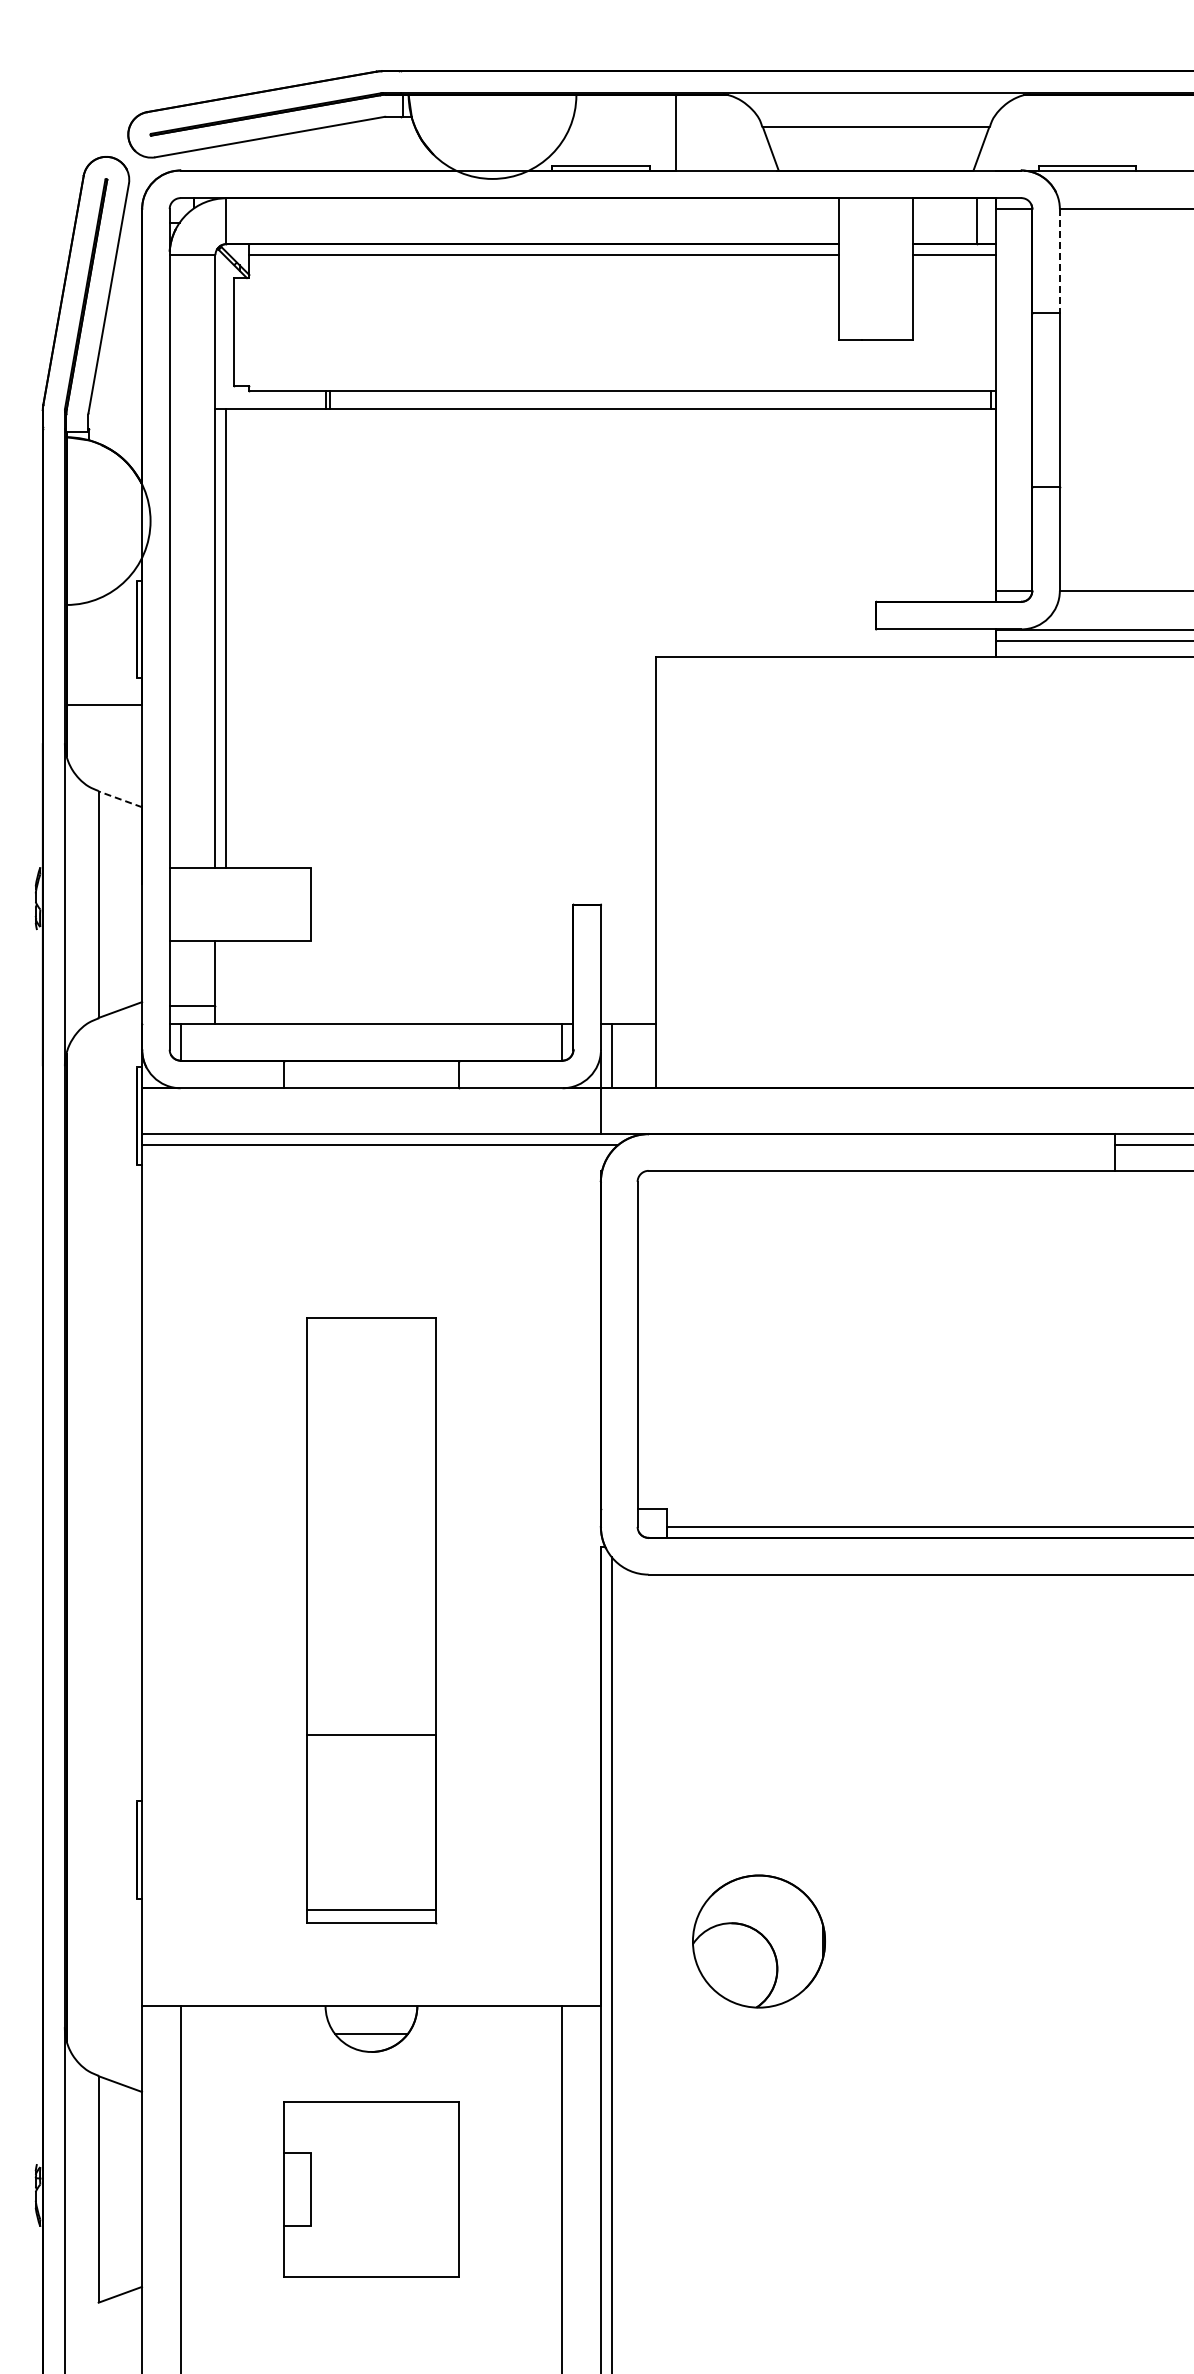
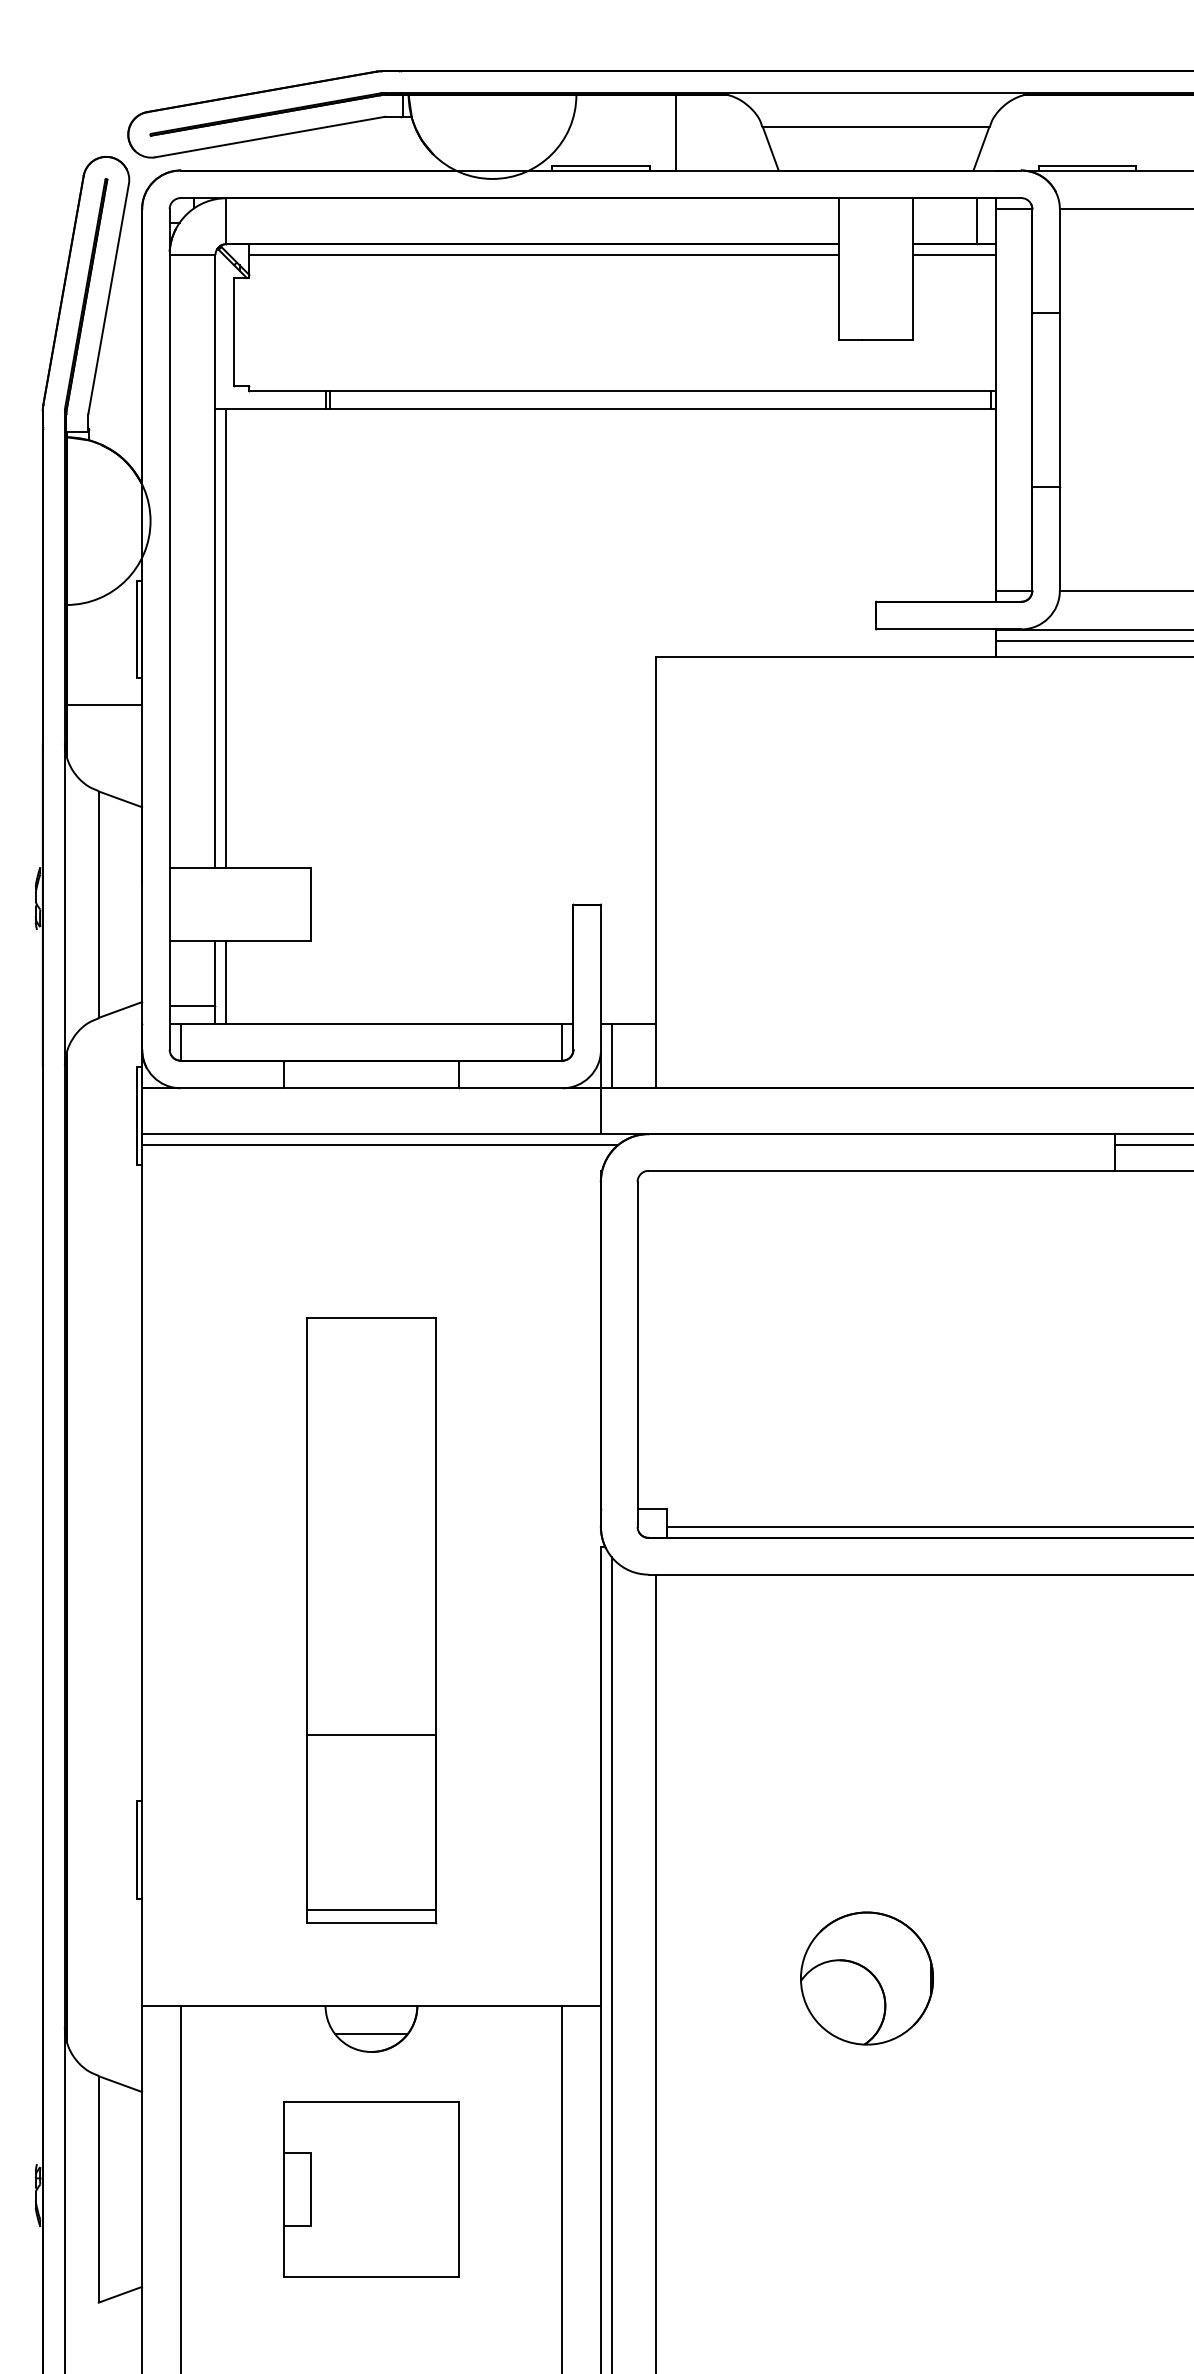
line: dashed -> solid (1059, 260)
line: dashed -> solid (119, 799)
line: none -> present (226, 982)
part position: (758, 1941) -> (866, 1978) (866, 1978)
line: none -> present (655, 1972)
